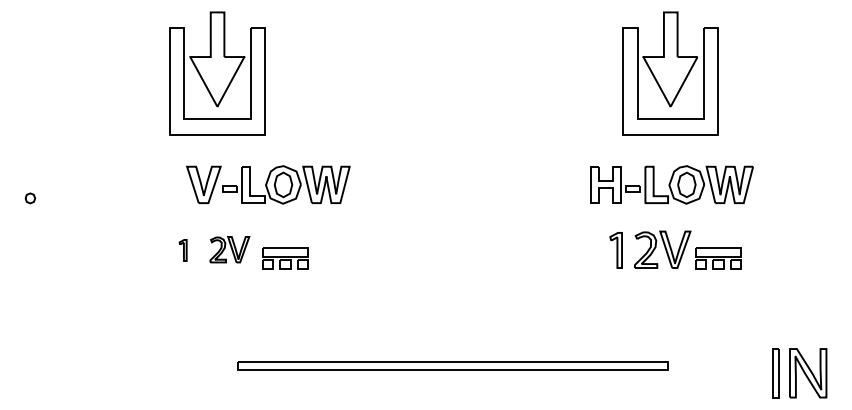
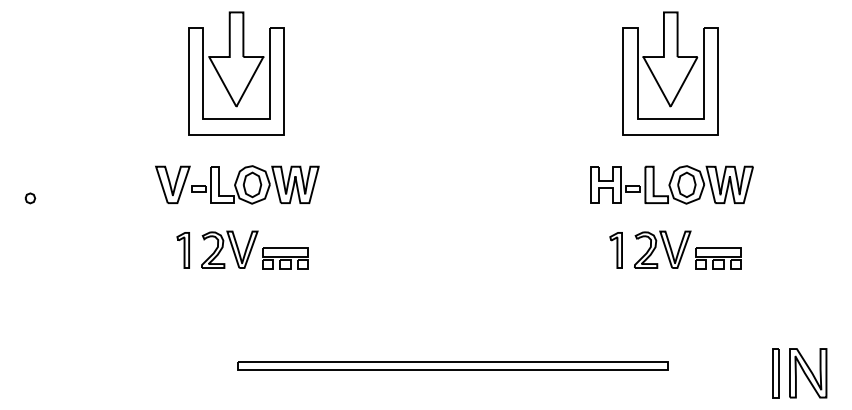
part position: (217, 73) -> (236, 73) (236, 73)
part position: (268, 184) -> (237, 184) (237, 184)
part size: 42x28 px -> 58x39 px (229, 249)
part size: 10x23 px -> 14x37 px (182, 250)
